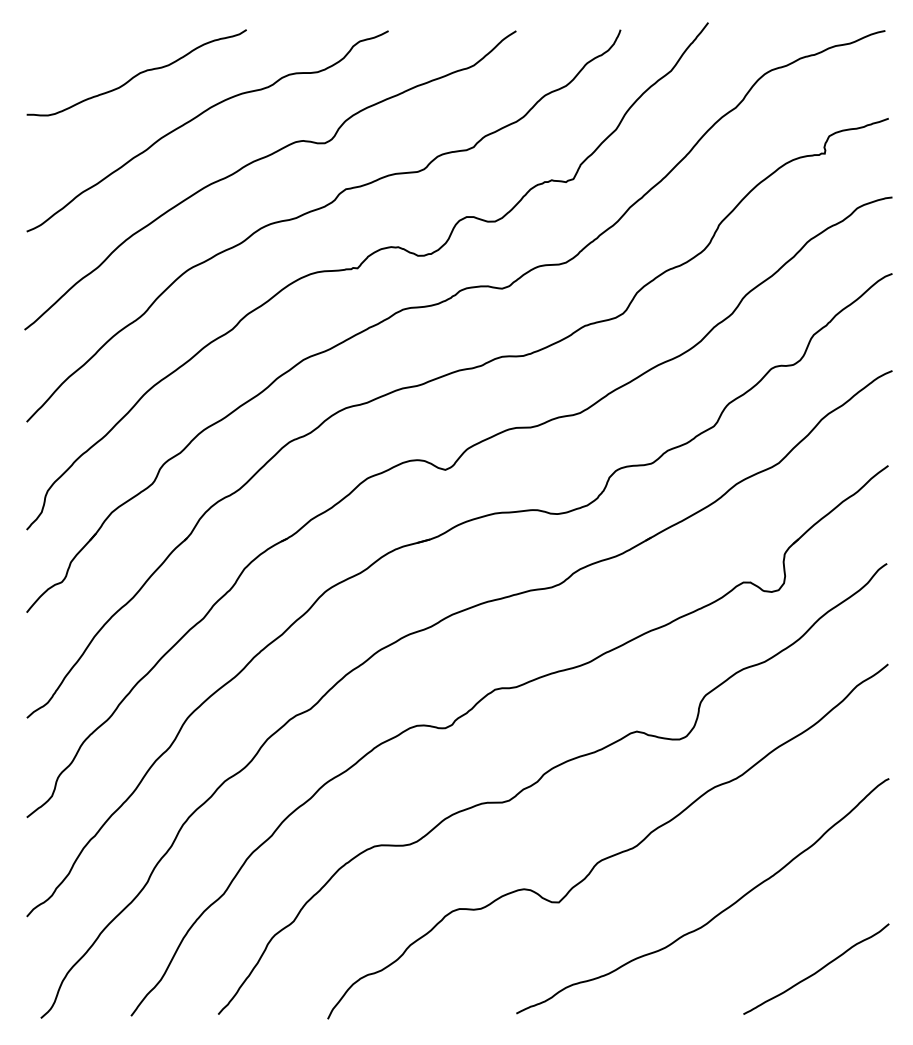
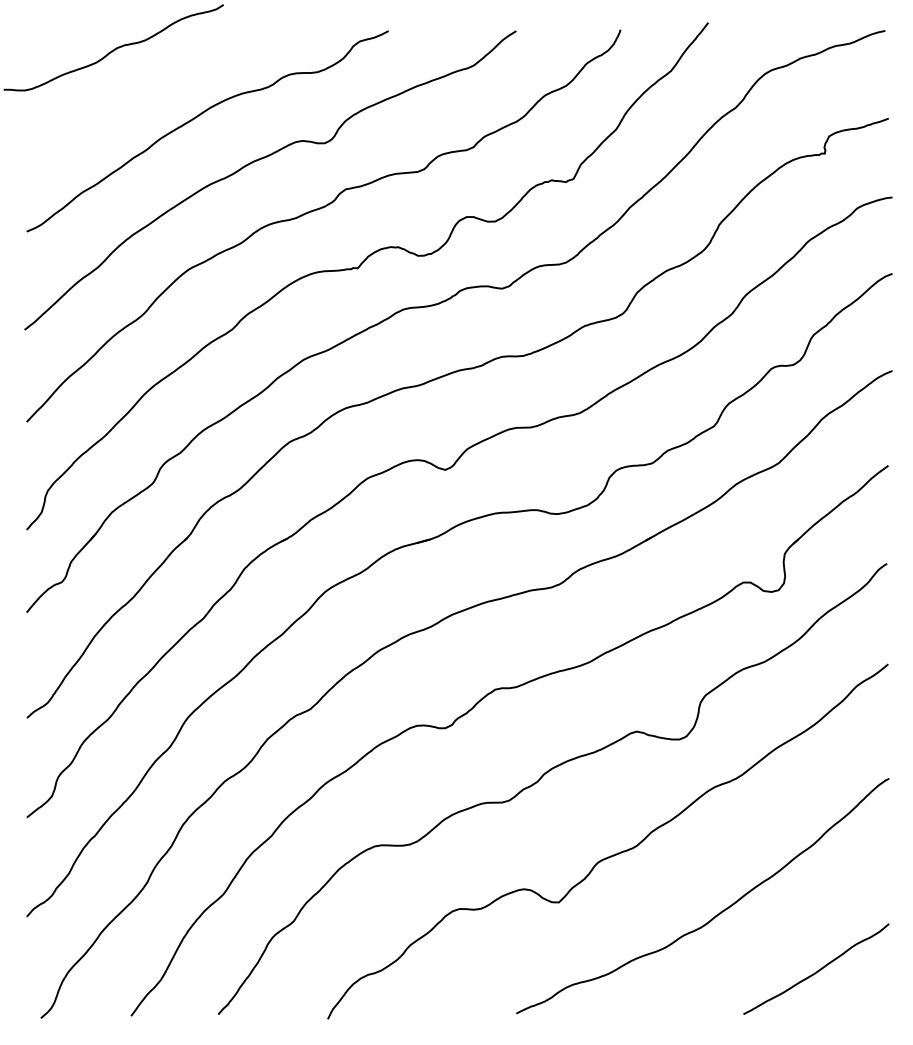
curve position: (137, 73) -> (114, 48) (114, 48)
